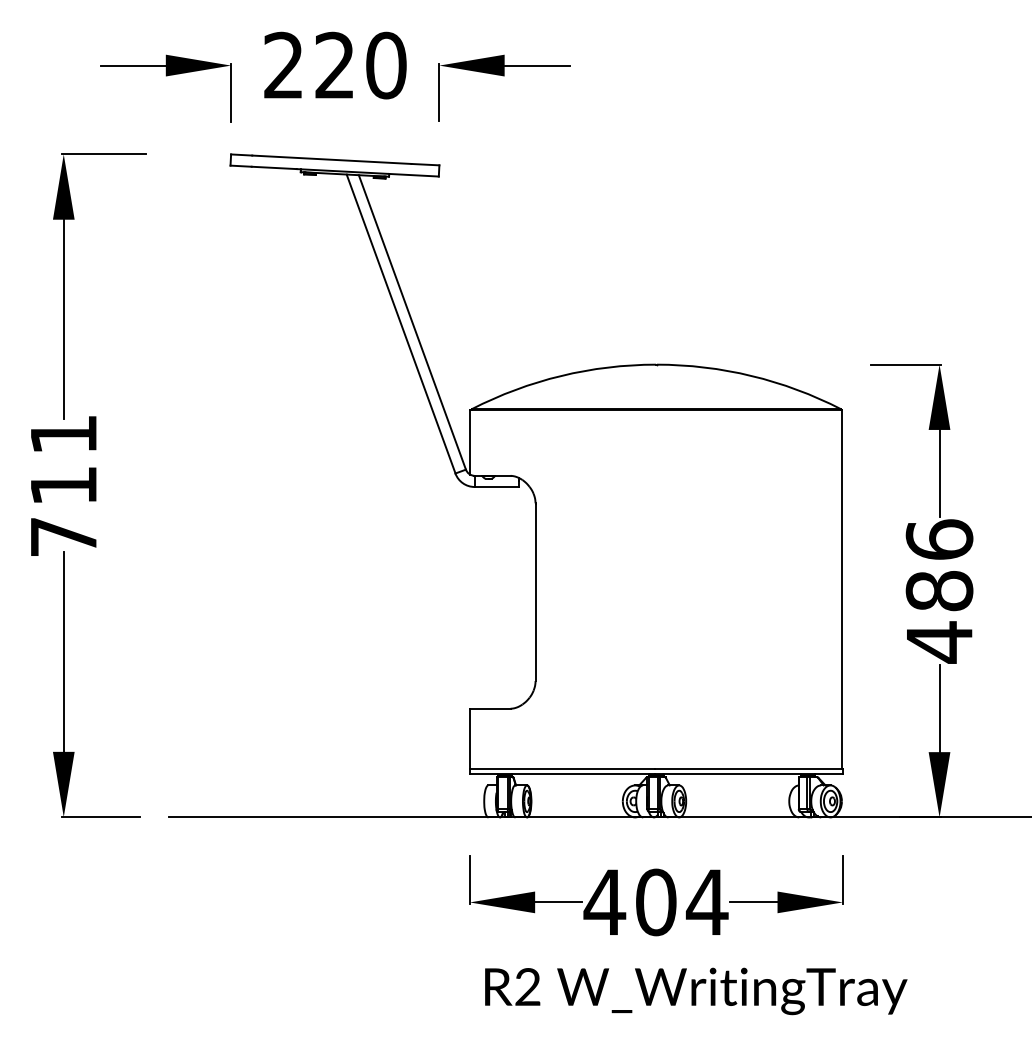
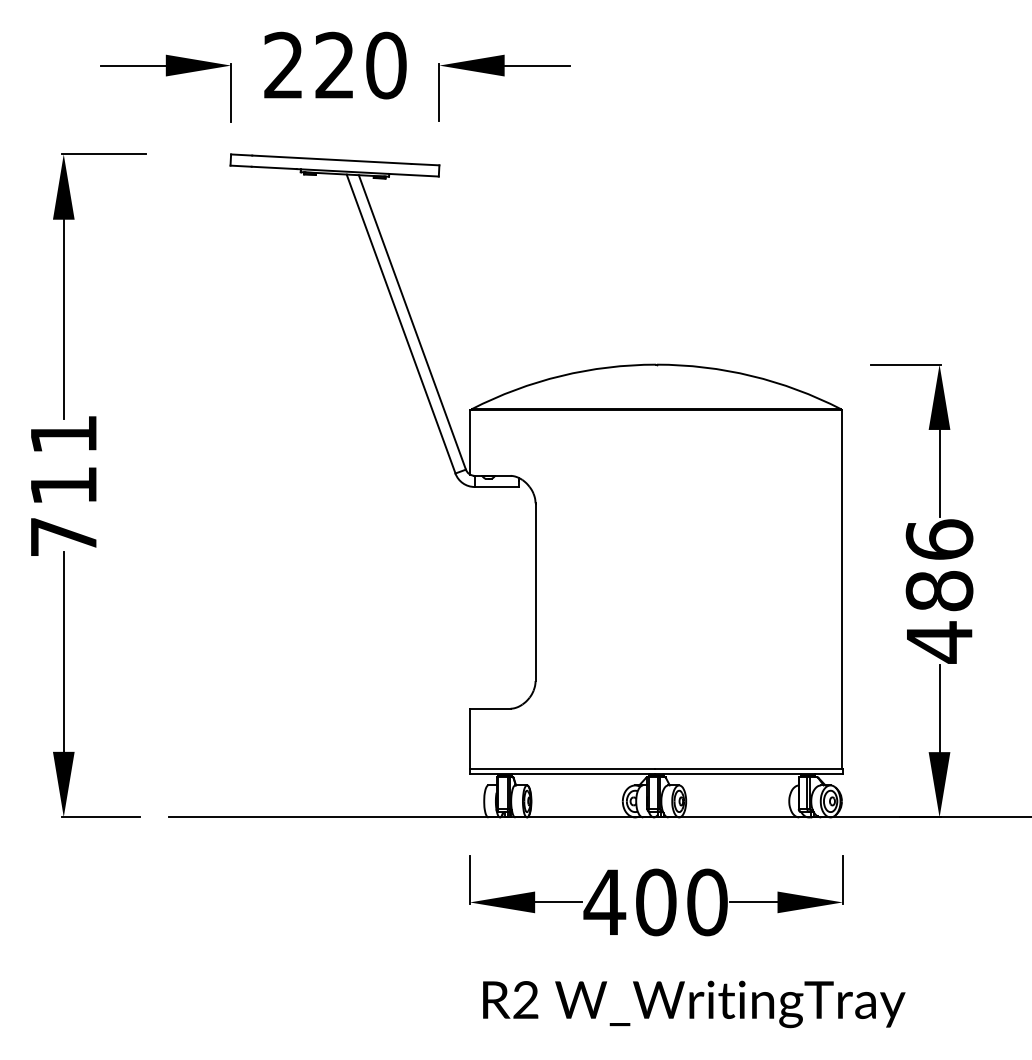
text: 404 -> 400 (706, 902)
text position: (696, 991) -> (694, 1004) (694, 1004)
